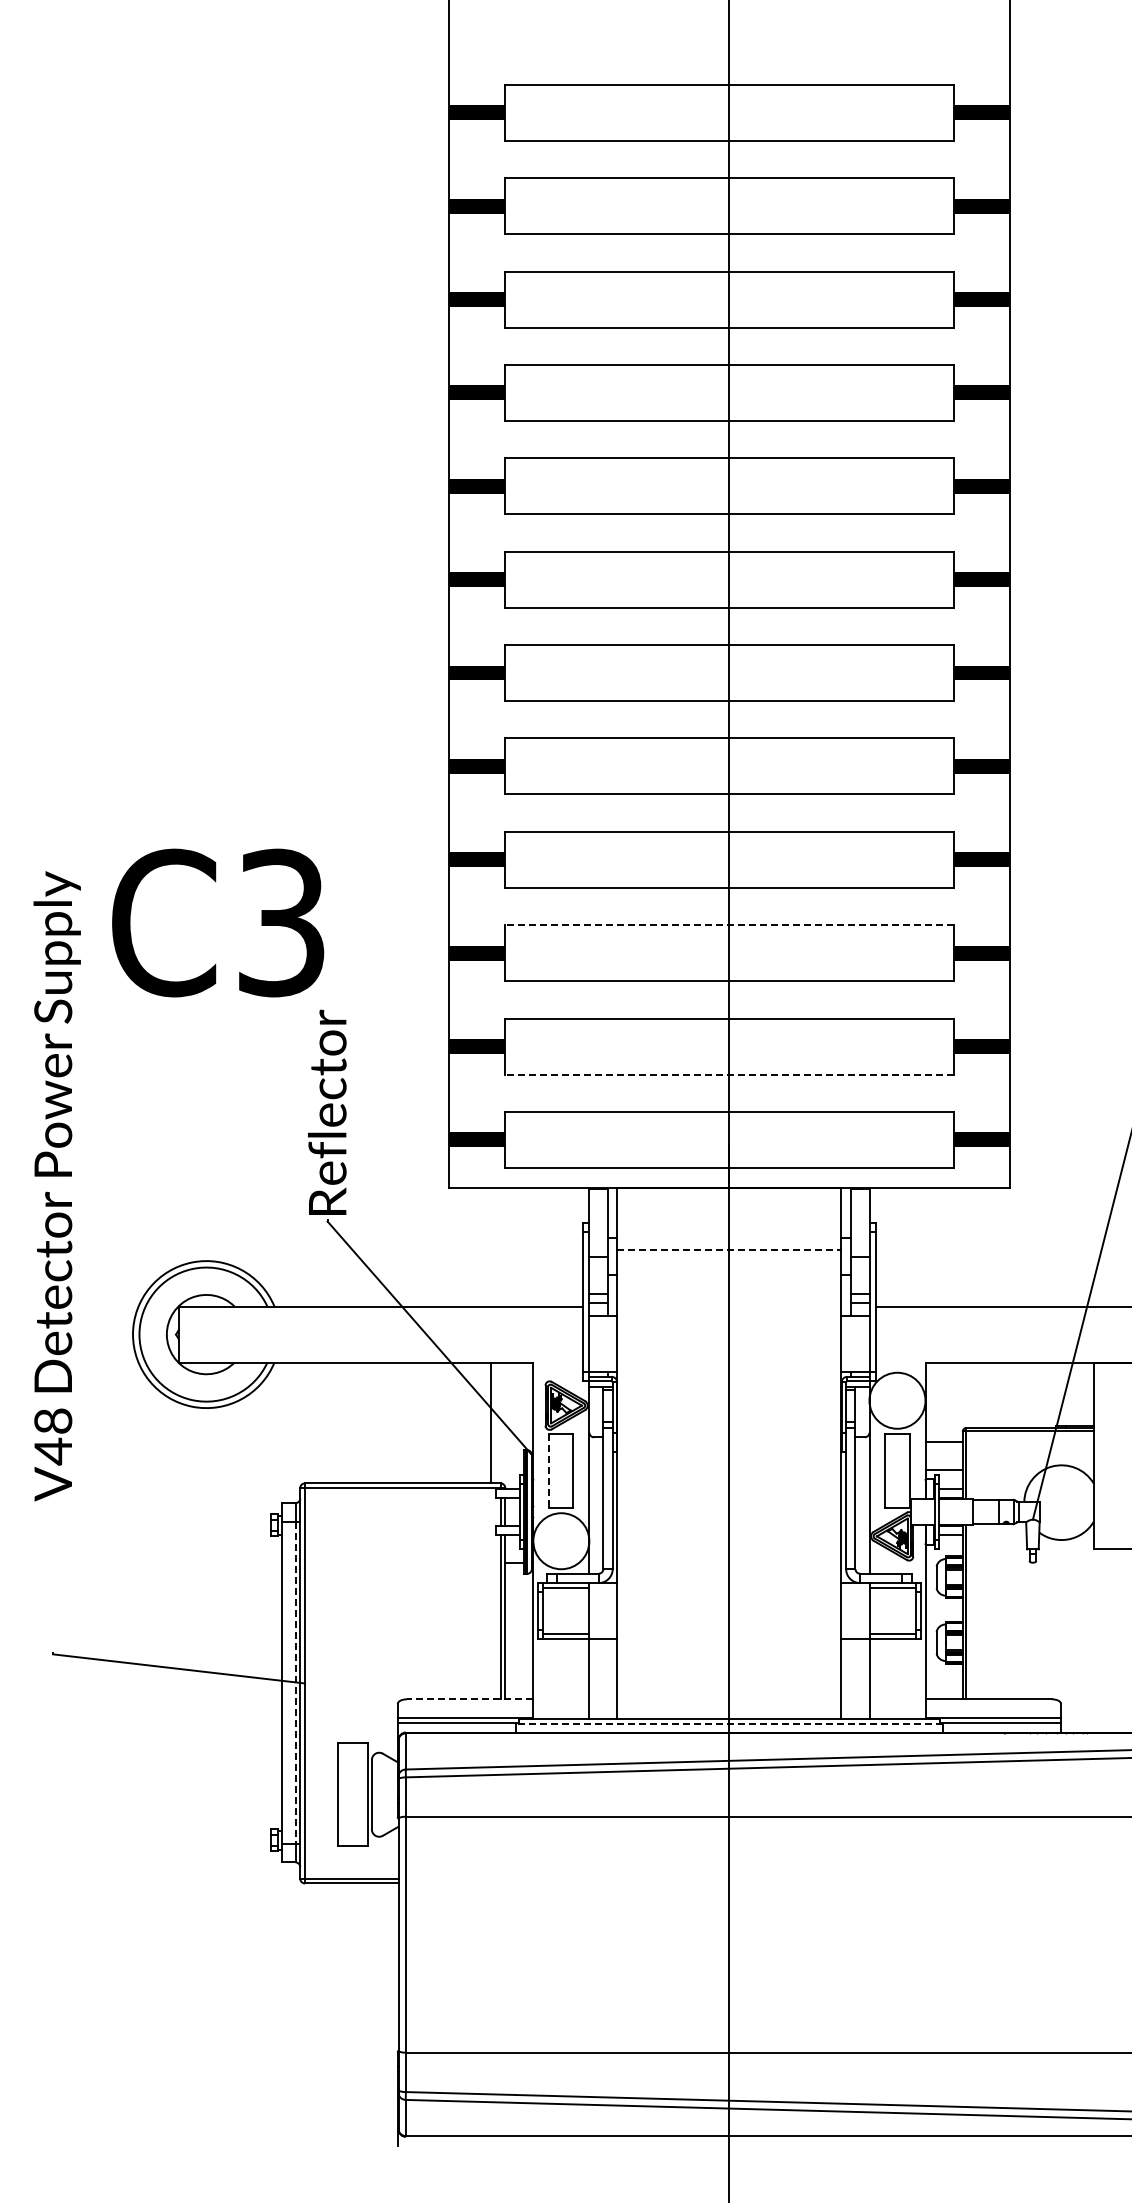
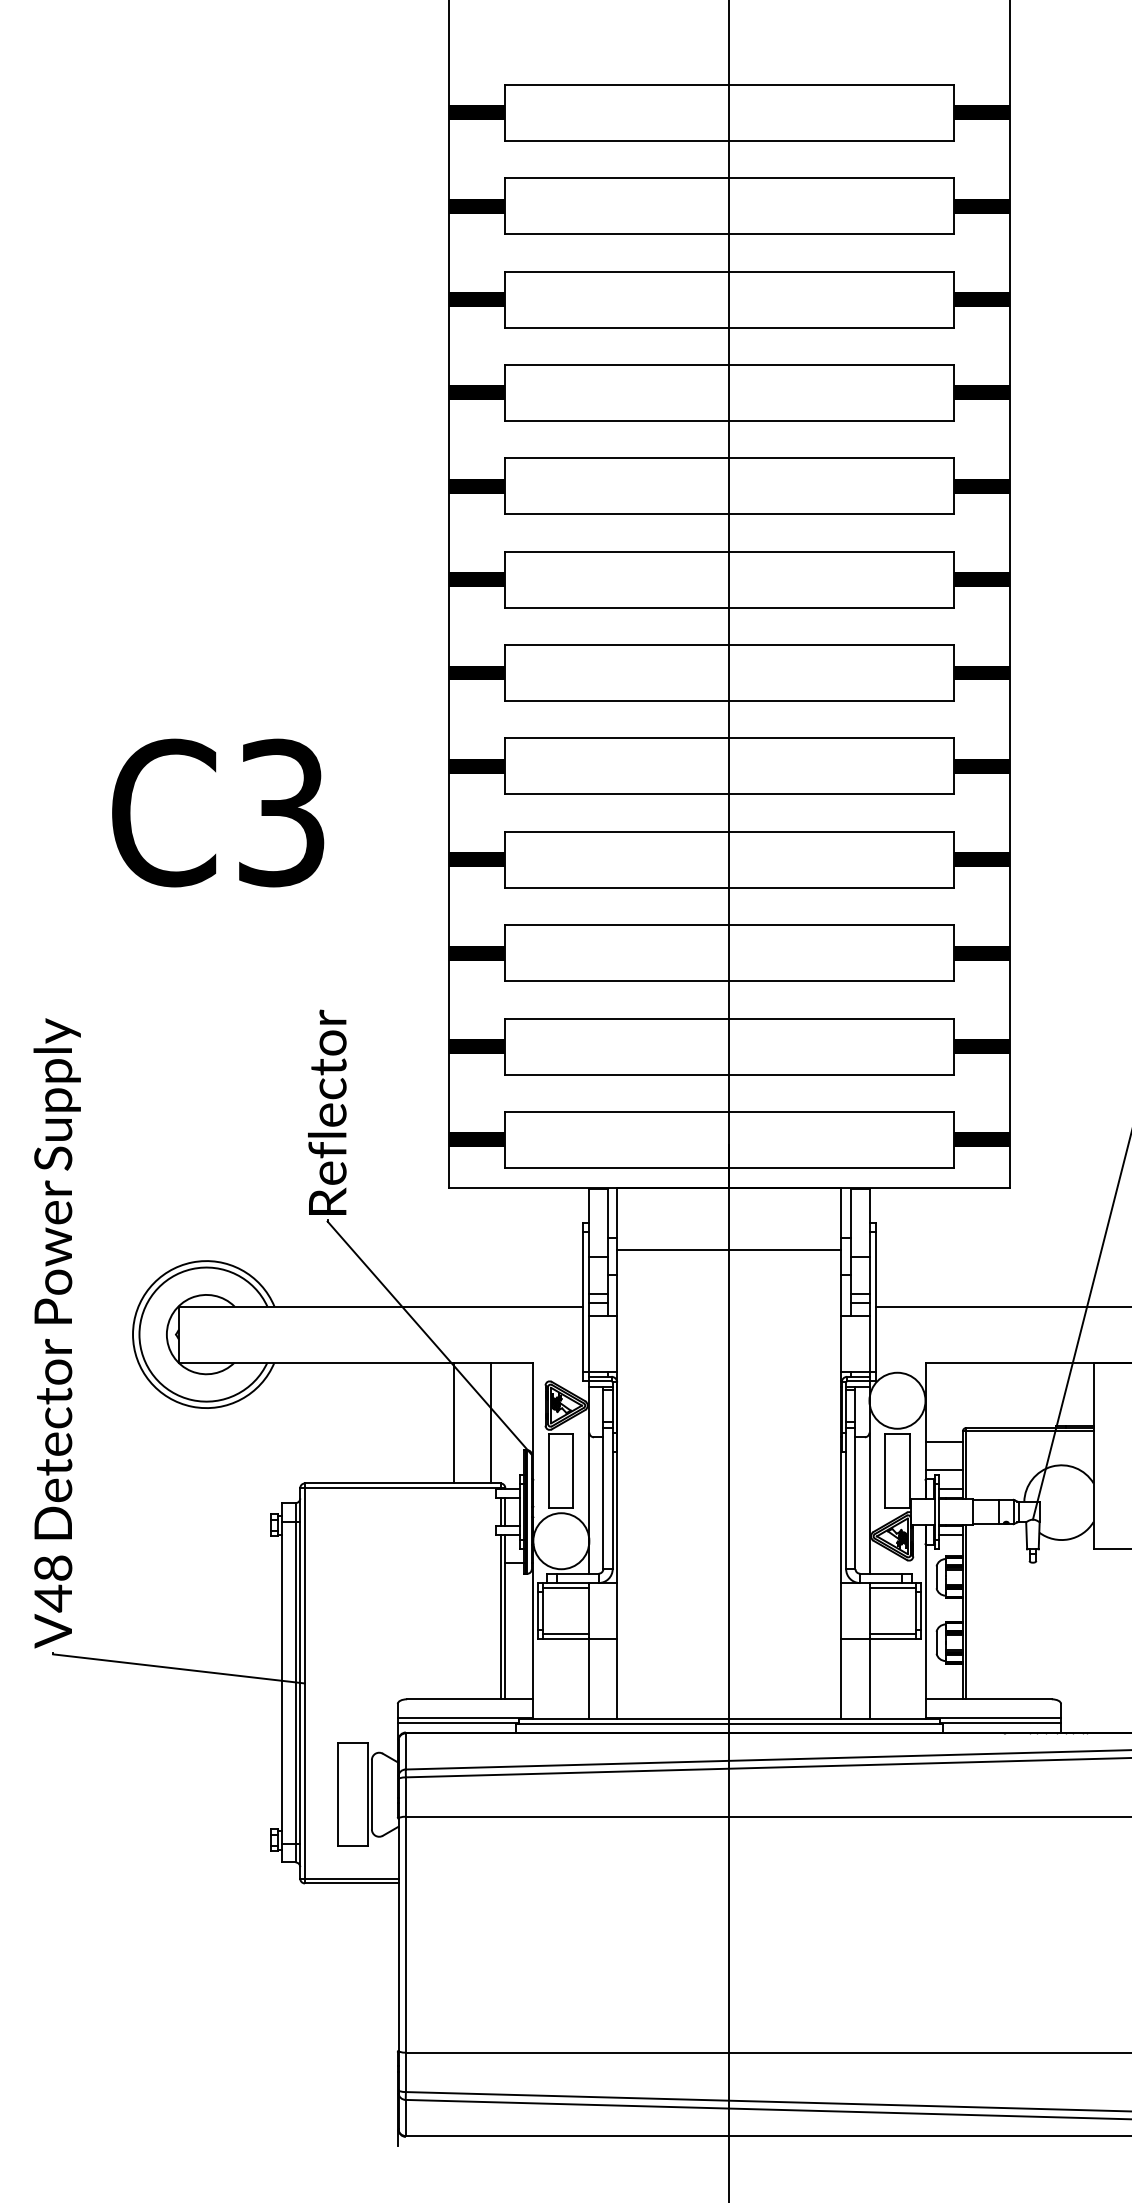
text position: (218, 922) -> (218, 812) (218, 812)
line: dashed -> solid (728, 925)
line: dashed -> solid (728, 1074)
text position: (56, 1186) -> (56, 1333) (56, 1333)
line: dashed -> solid (729, 1250)
line: none -> present (454, 1422)
line: dashed -> solid (549, 1471)
line: dashed -> solid (295, 1682)
line: dashed -> solid (469, 1699)
line: dashed -> solid (728, 1723)
